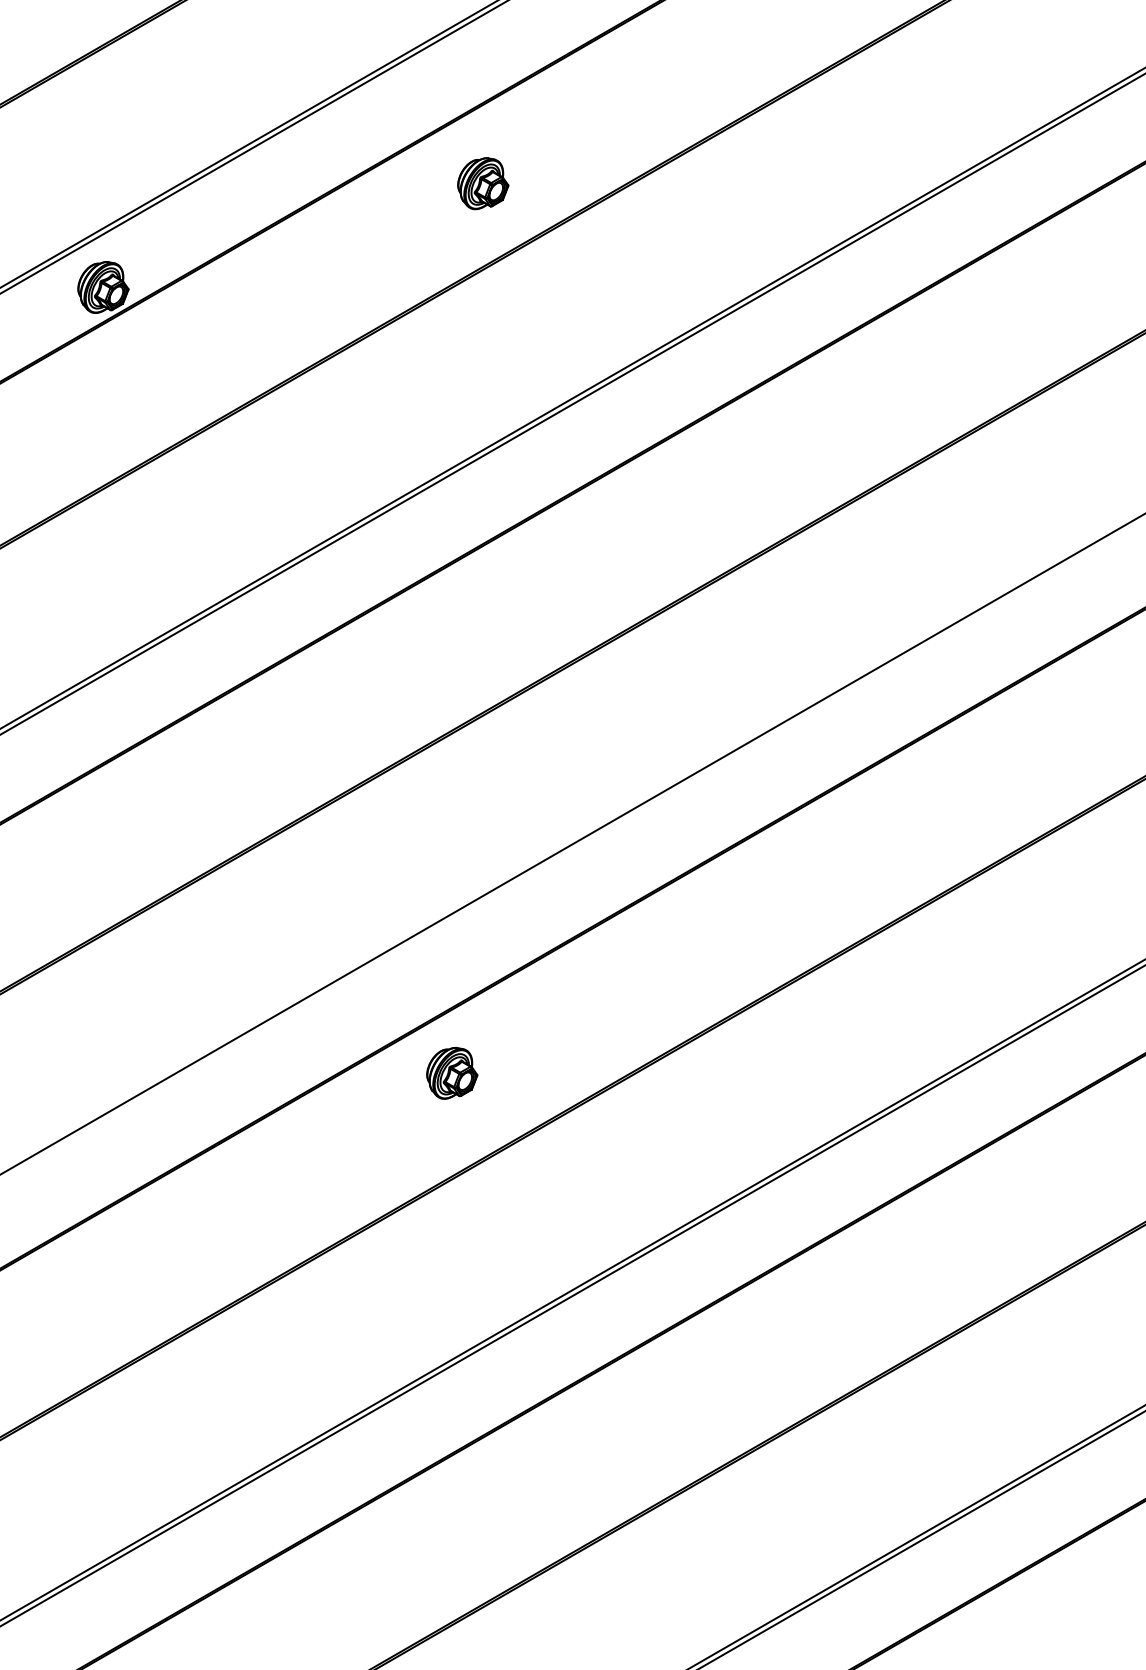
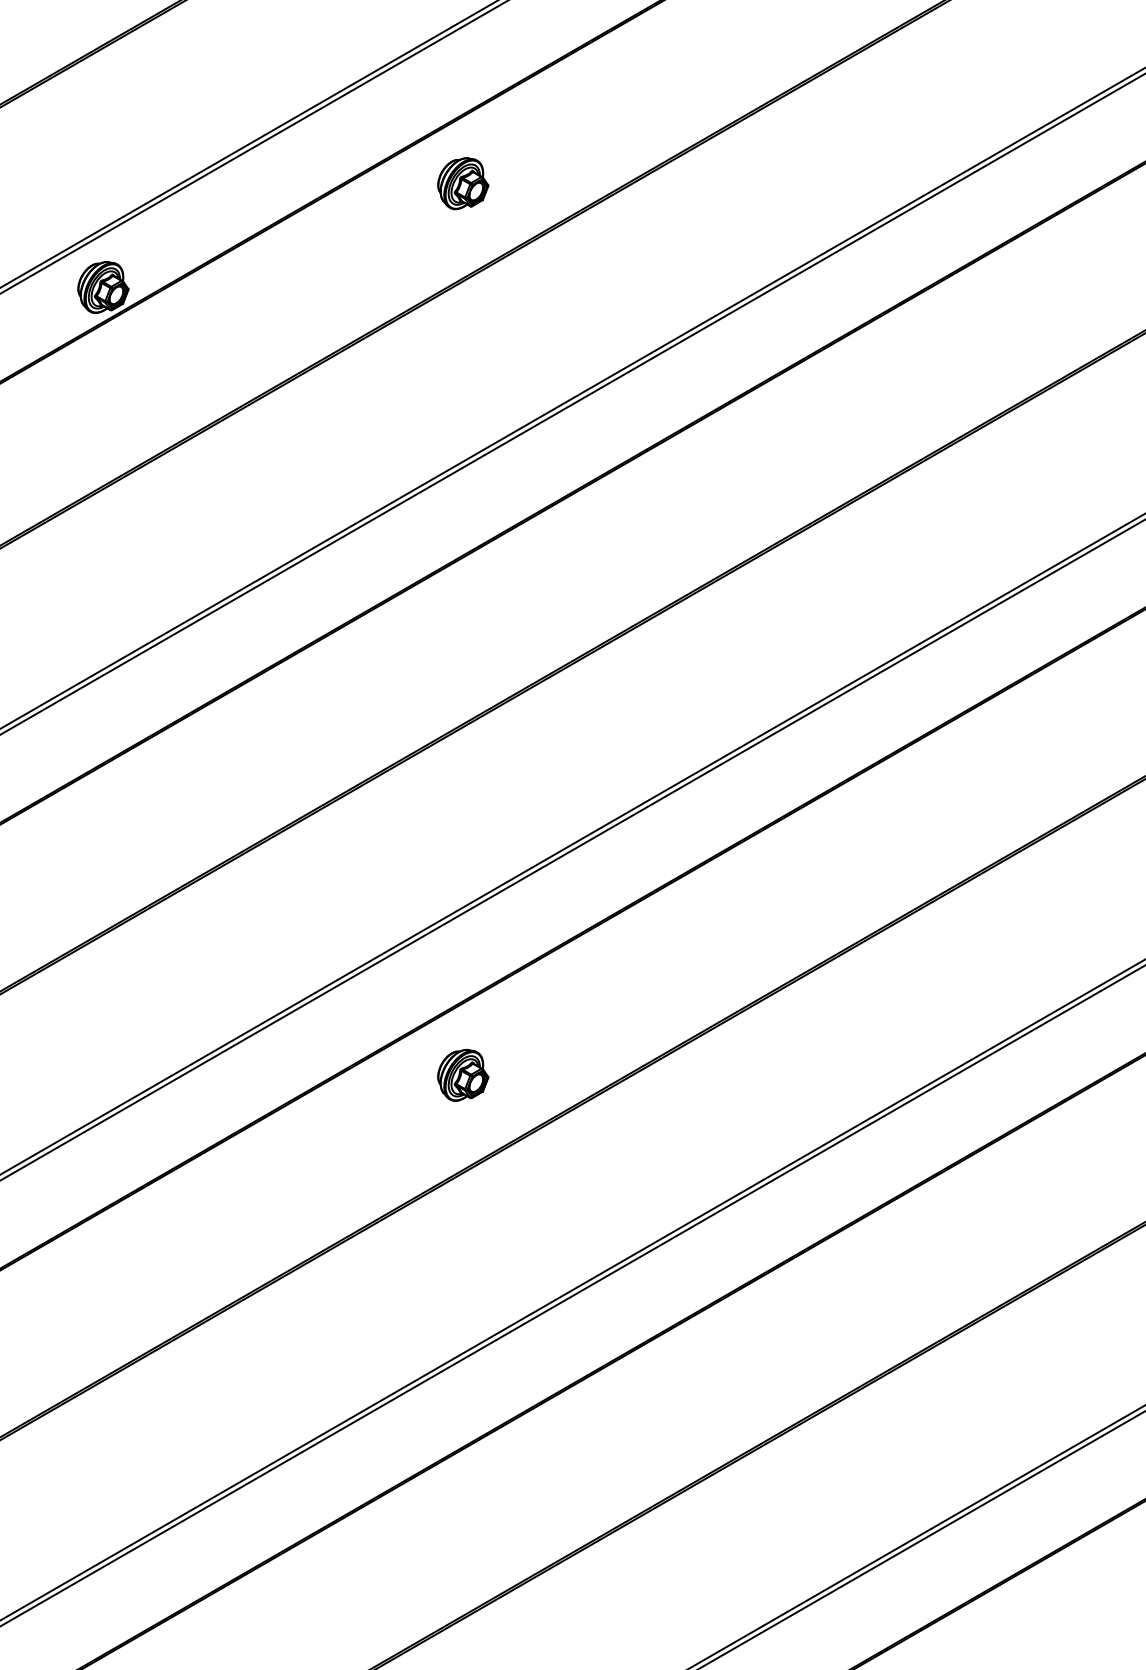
part position: (483, 183) -> (463, 183) (463, 183)
line: none -> present (572, 850)
part position: (452, 1072) -> (463, 1074) (463, 1074)
